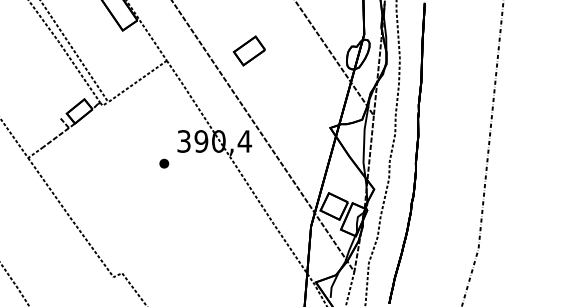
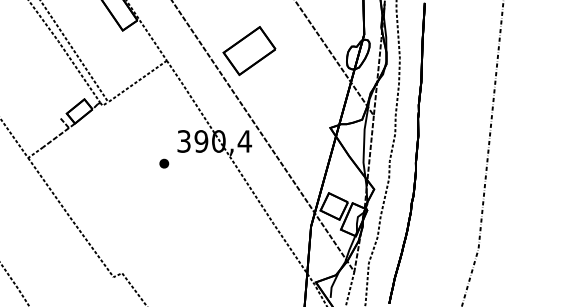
part size: 34x32 px -> 55x50 px (249, 50)
